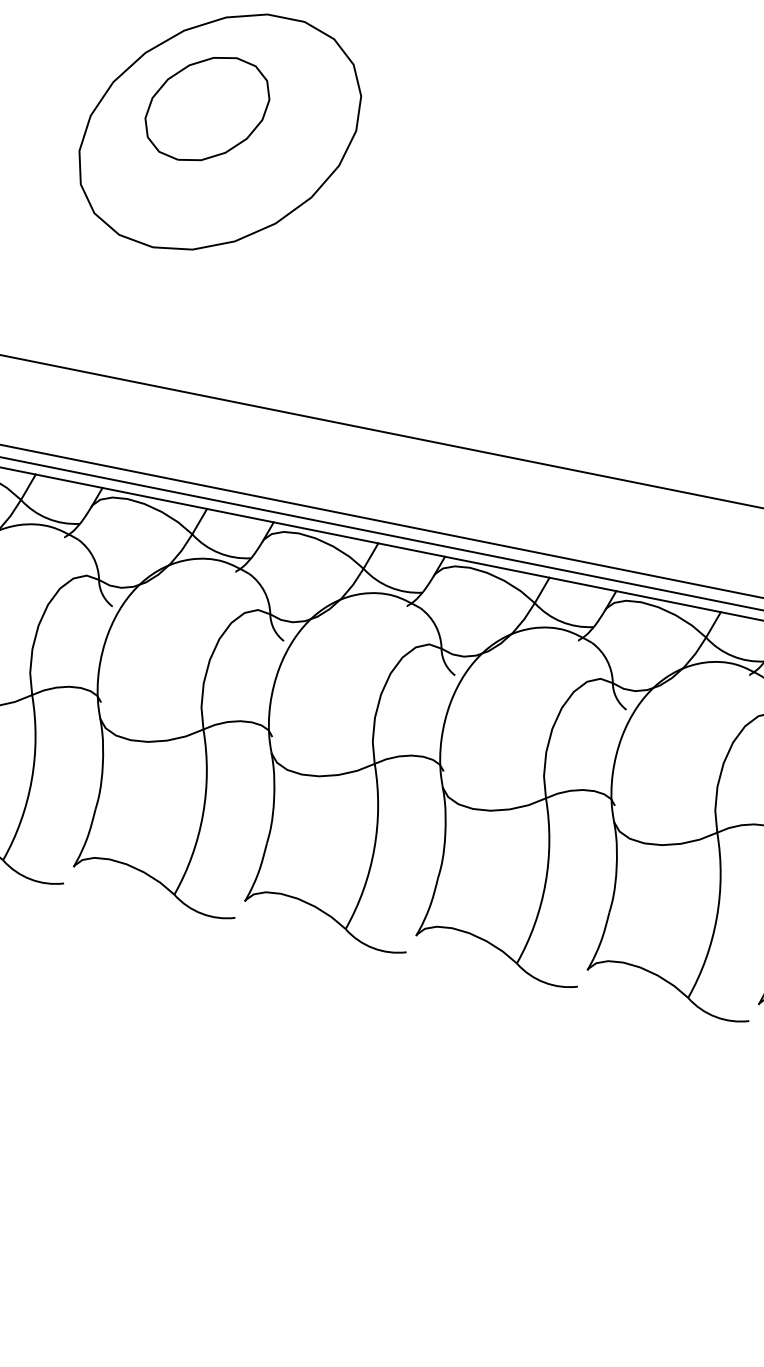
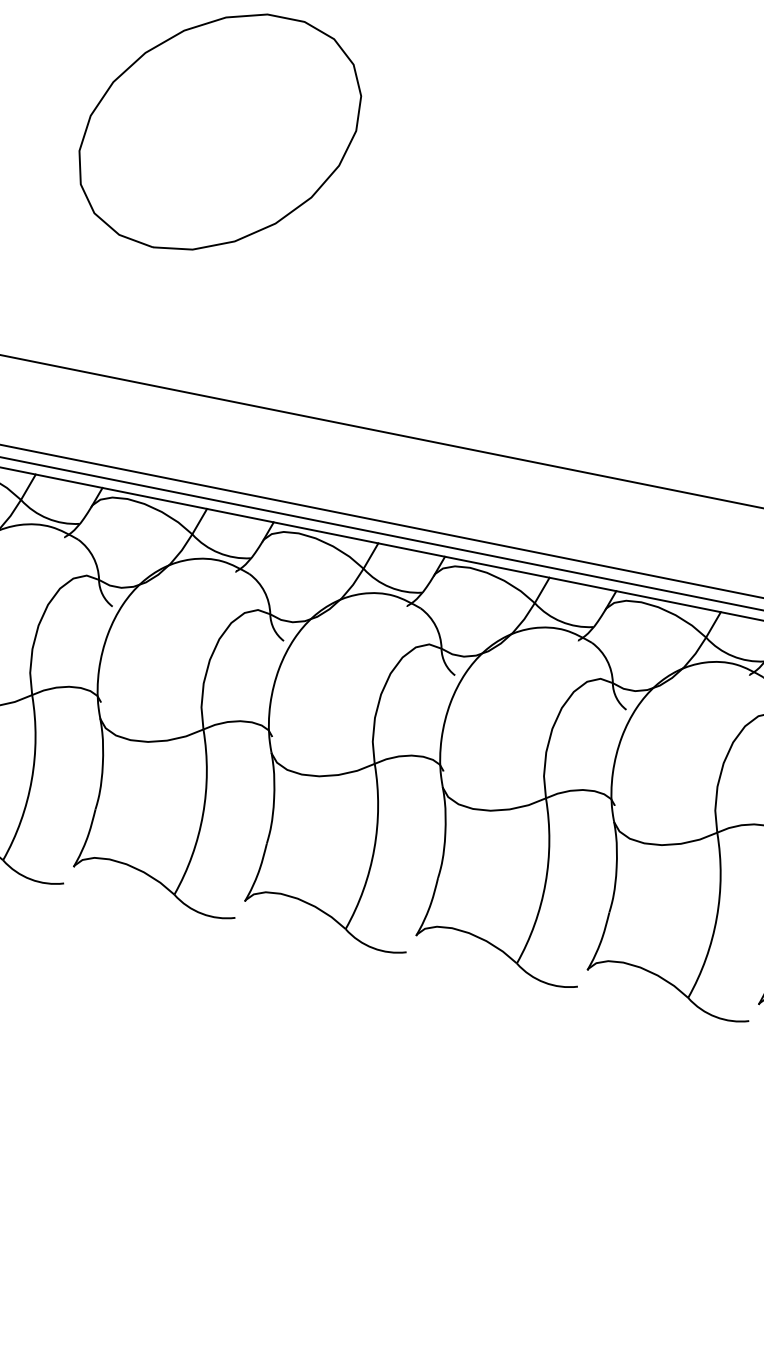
part: present -> none (207, 109)
